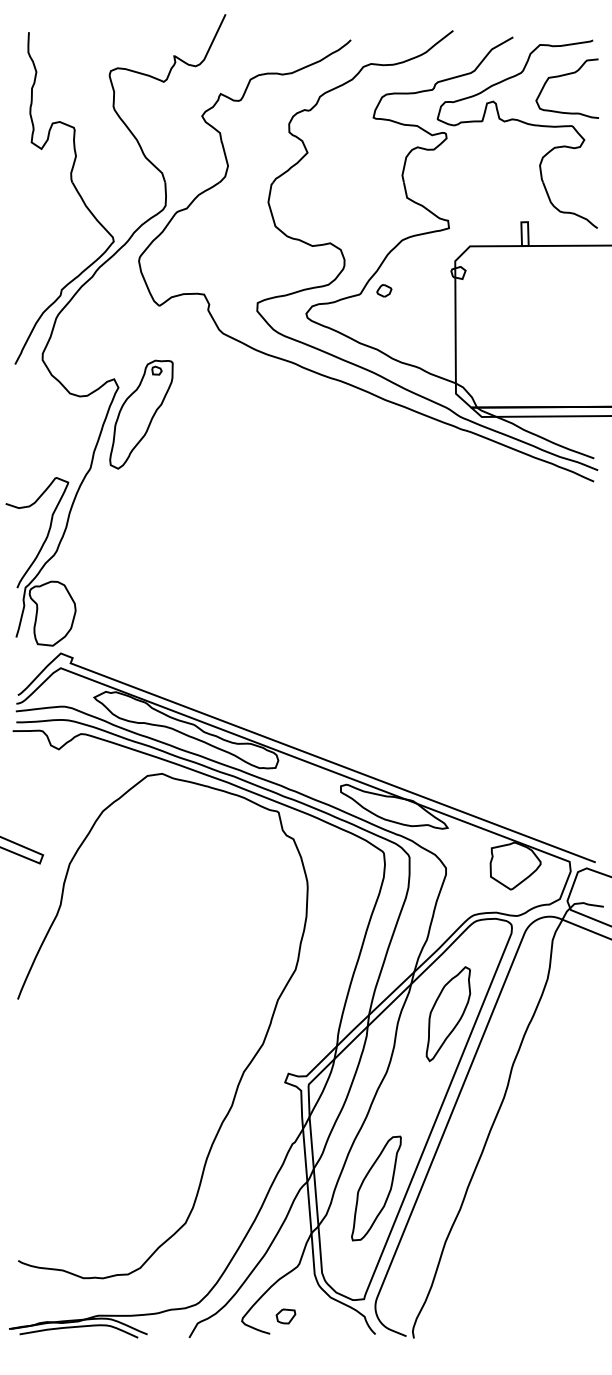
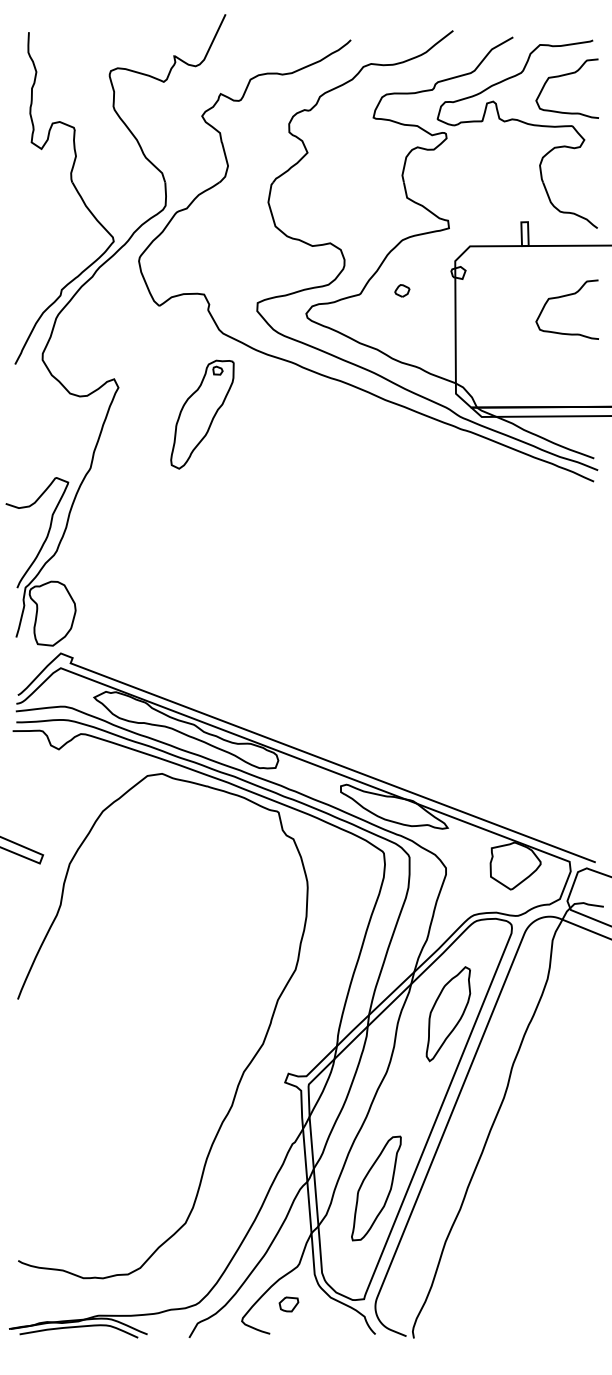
part position: (384, 290) -> (402, 290) (402, 290)
curve: none -> present (563, 297)
part position: (141, 414) -> (202, 414) (202, 414)
part position: (285, 1316) -> (288, 1304) (288, 1304)
